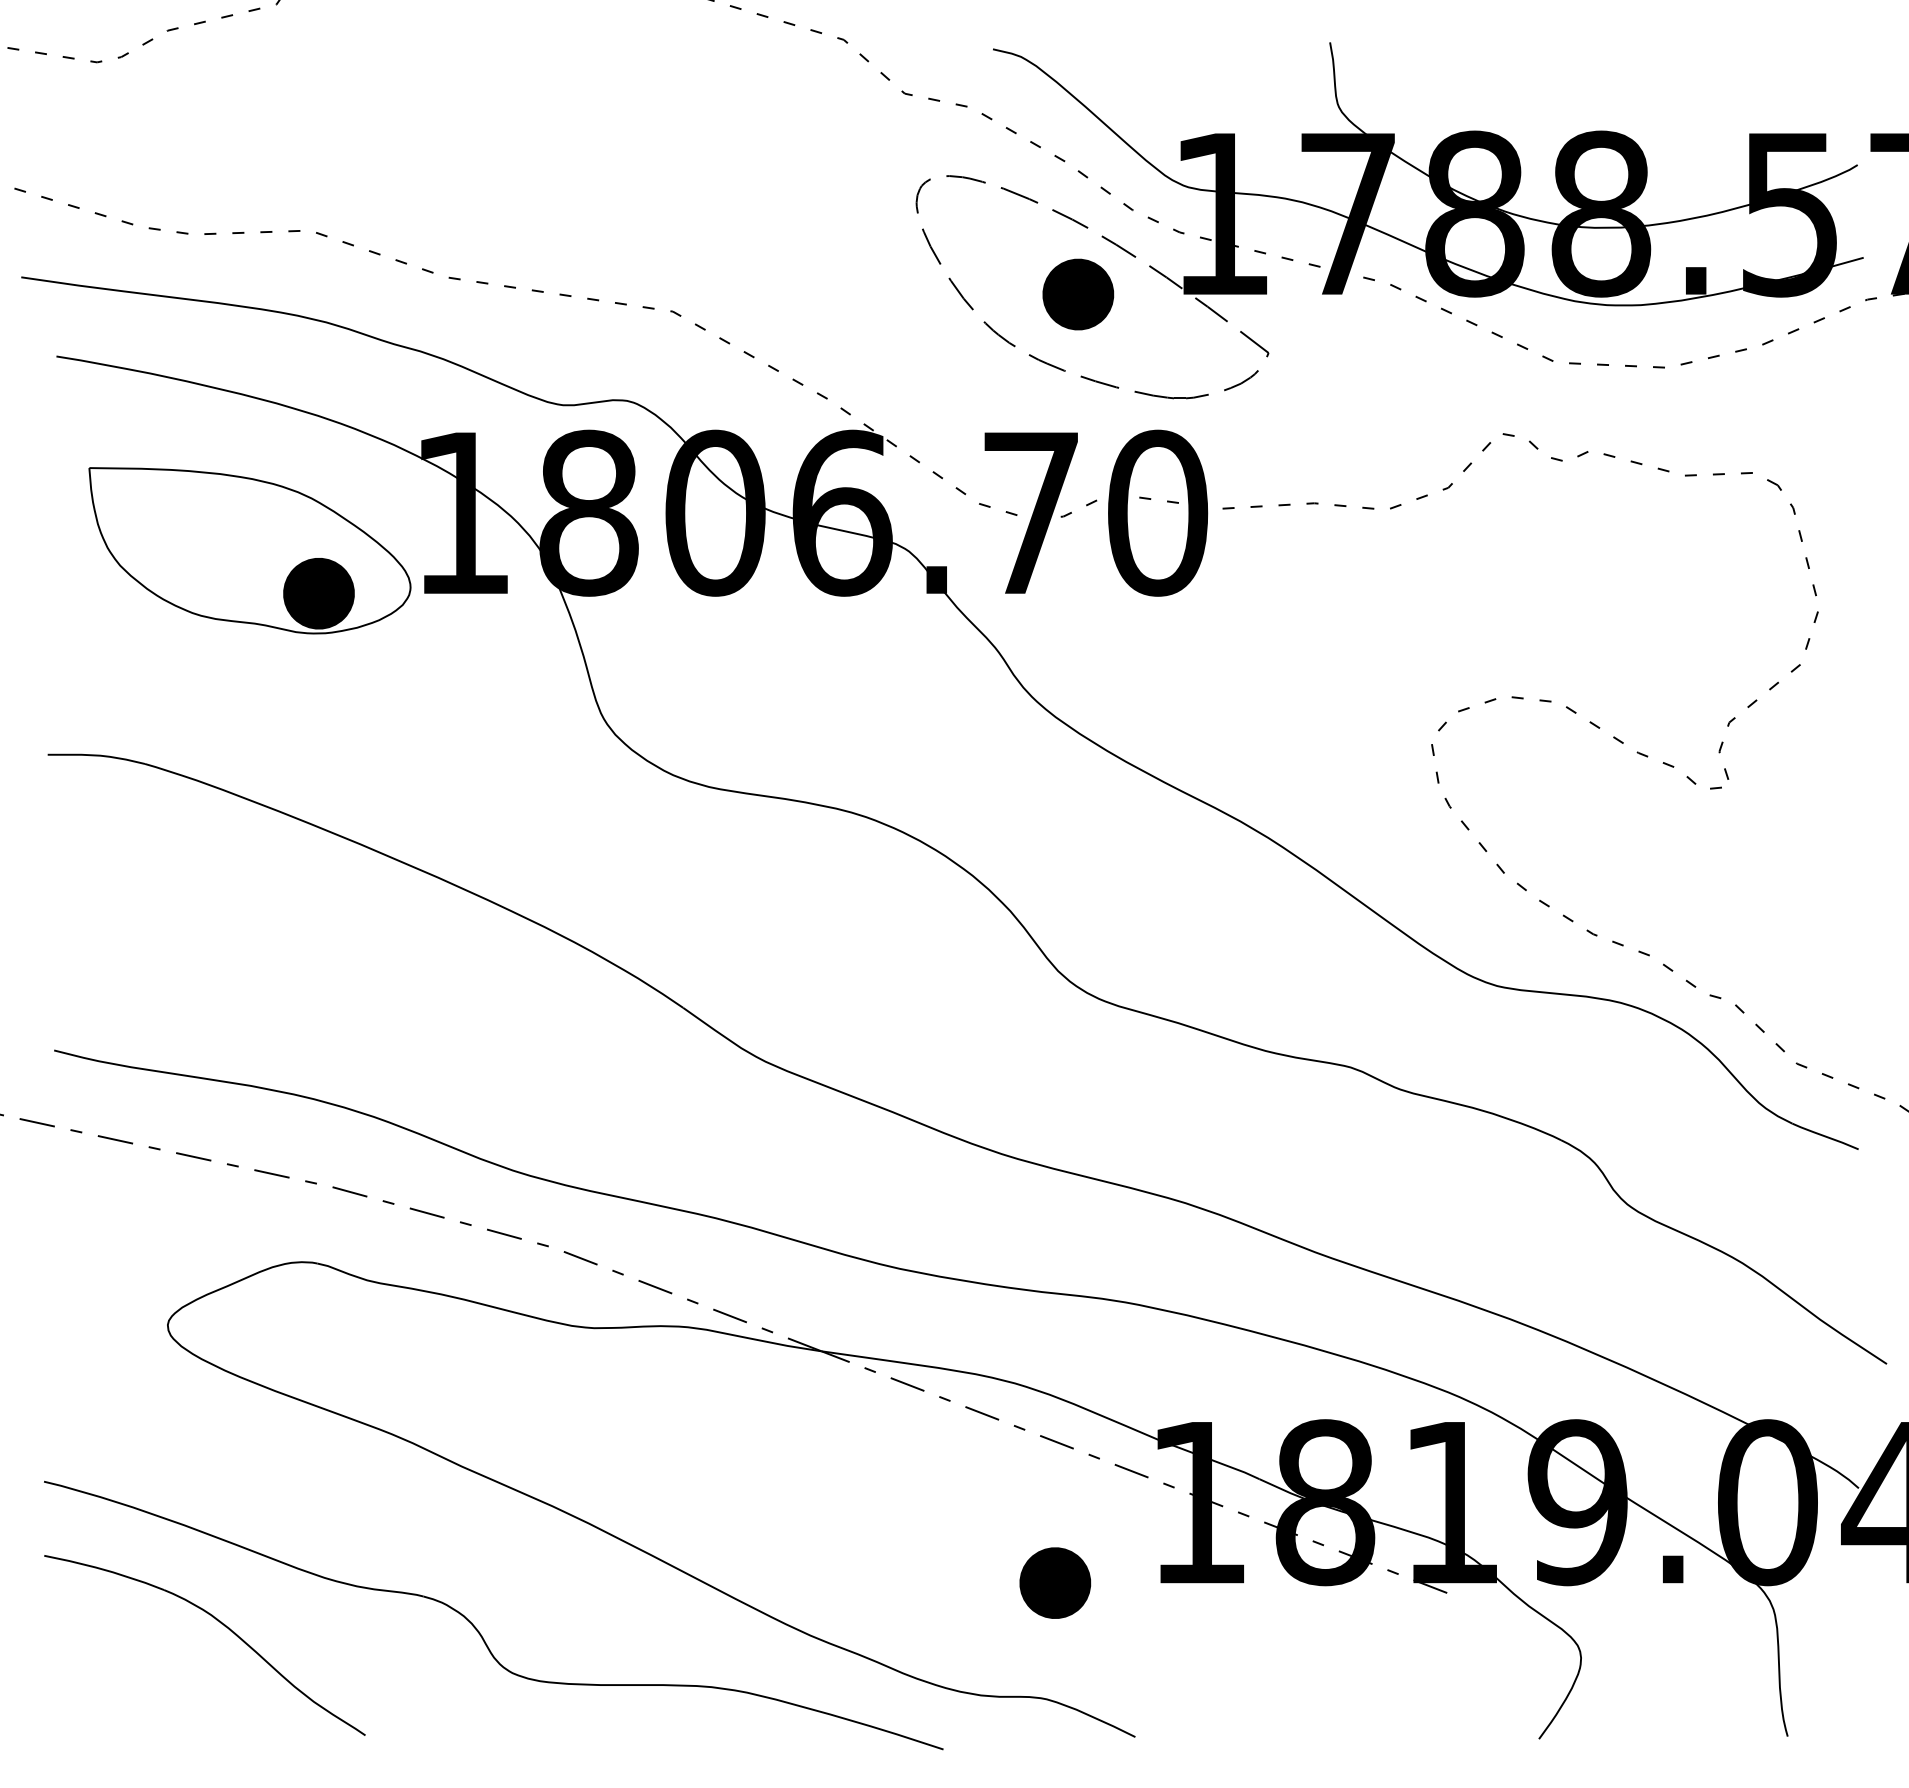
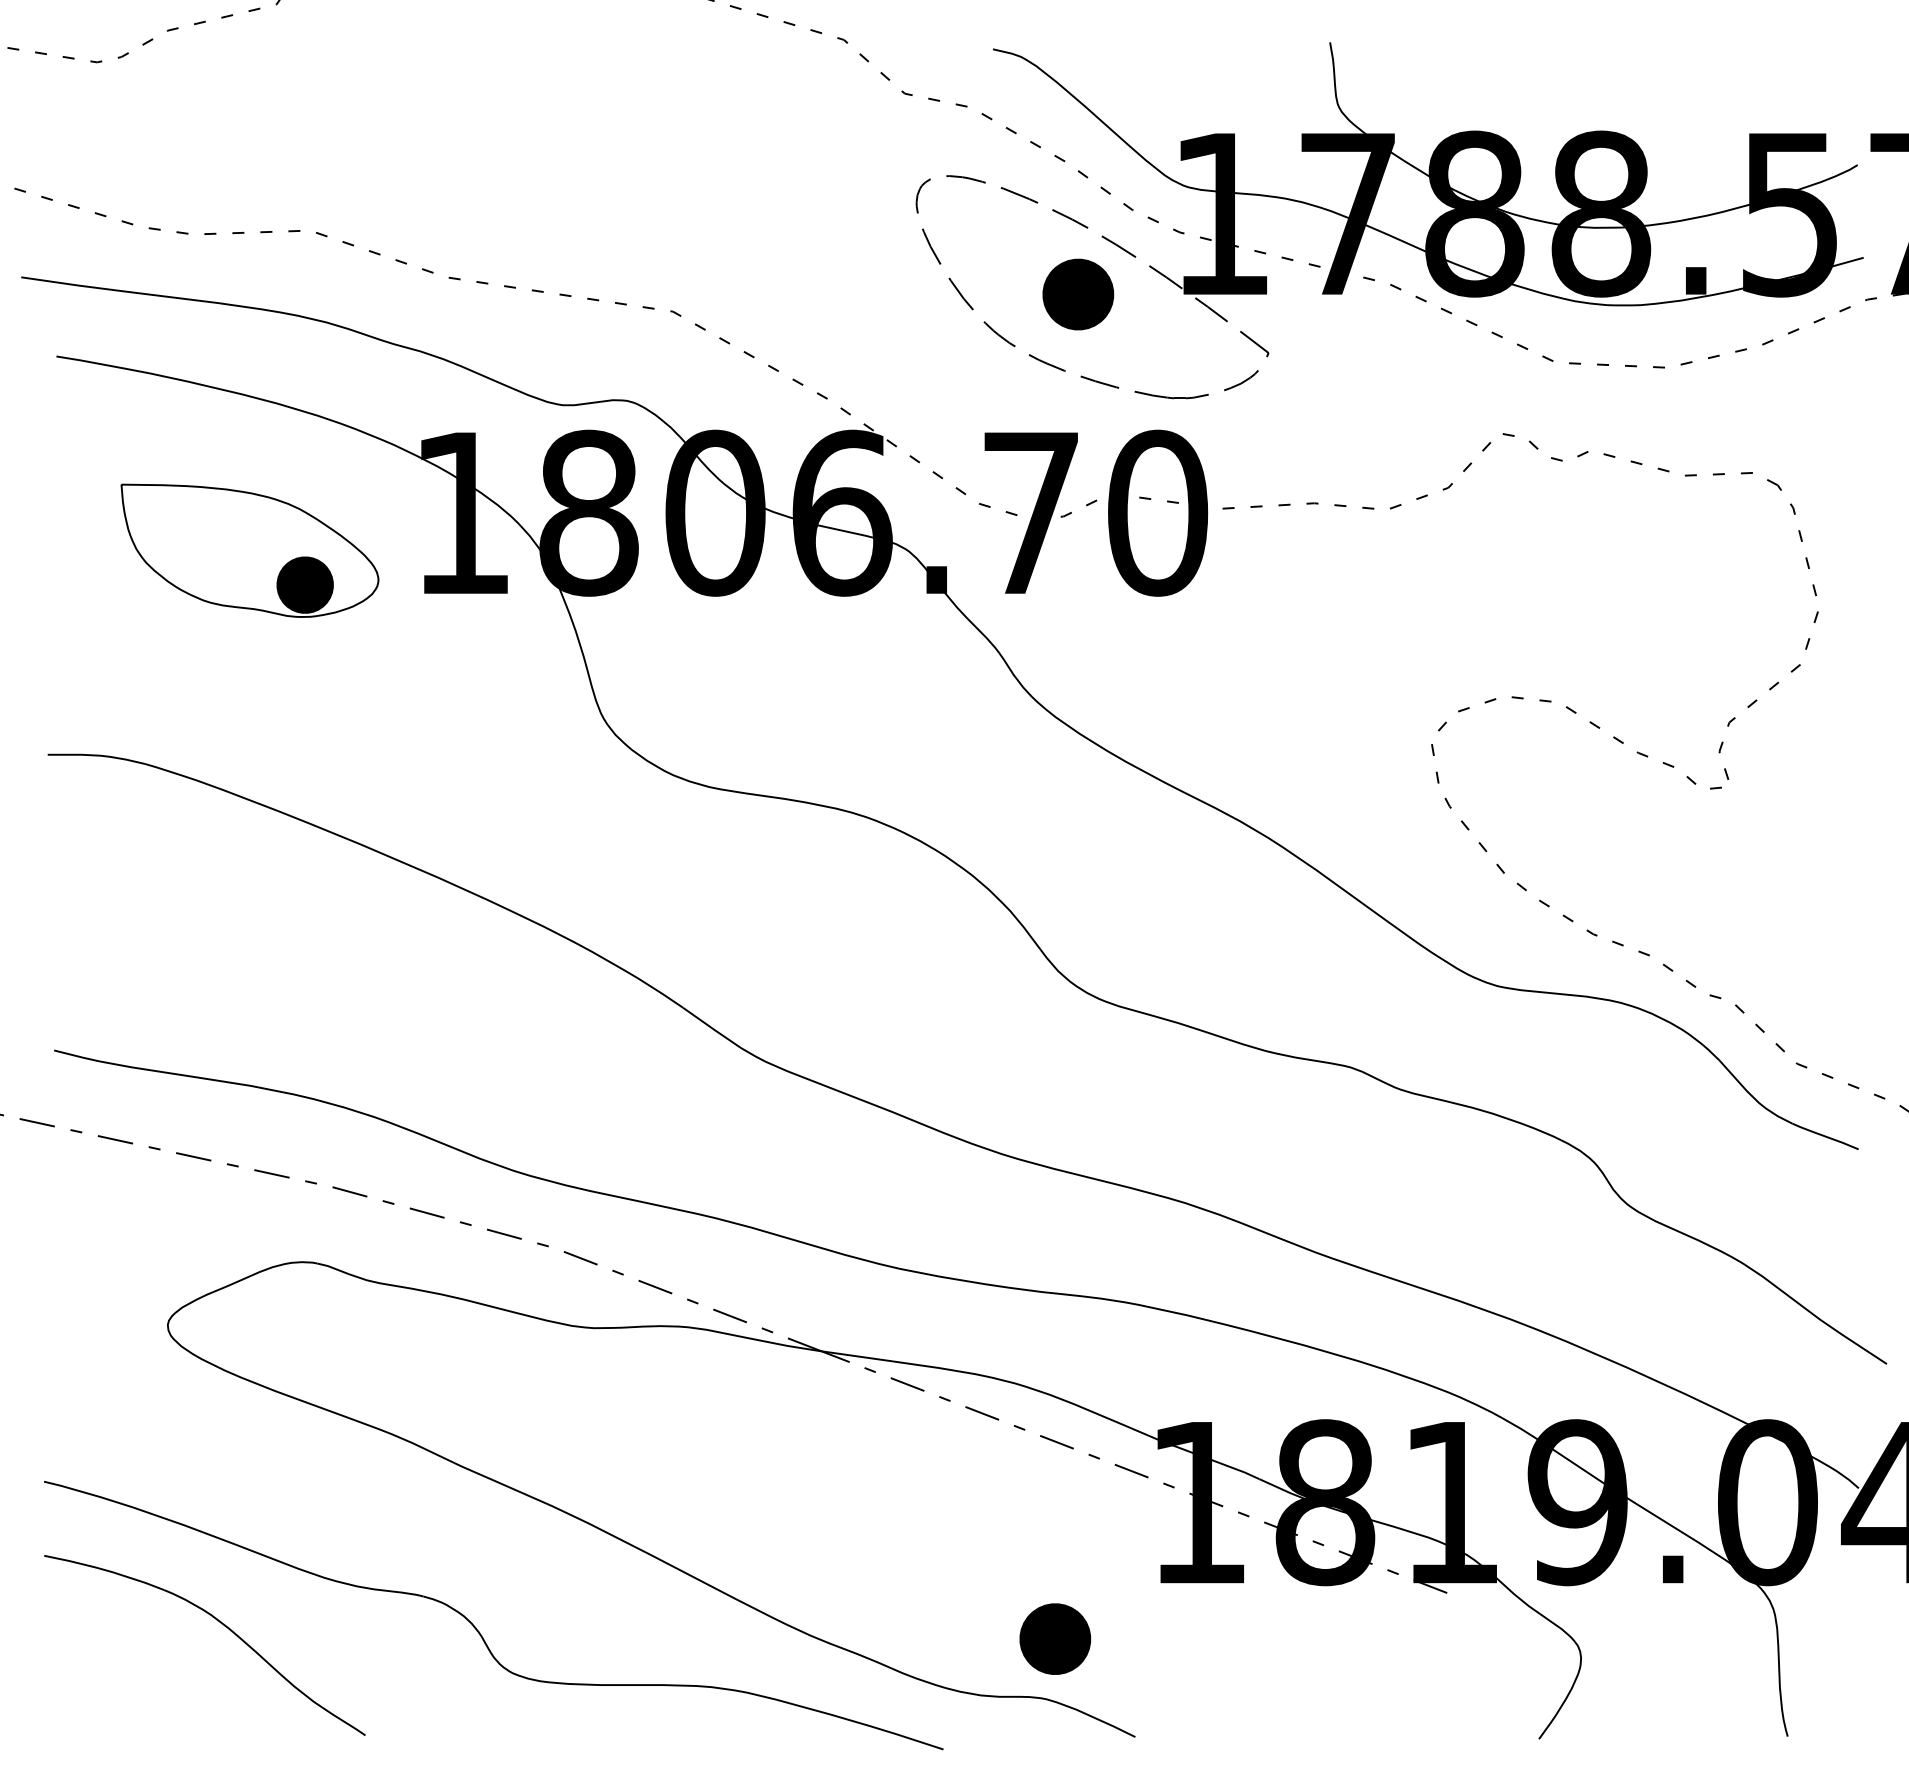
part size: 324x168 px -> 260x135 px (249, 550)
part position: (1055, 1582) -> (1055, 1638) (1055, 1638)
